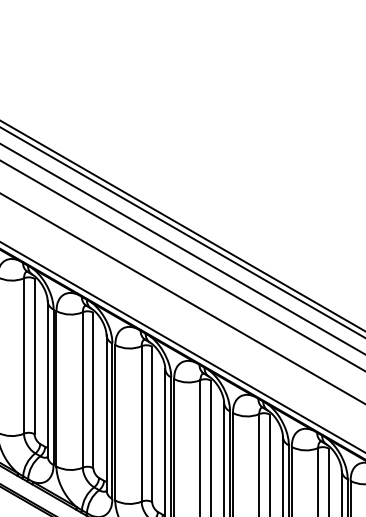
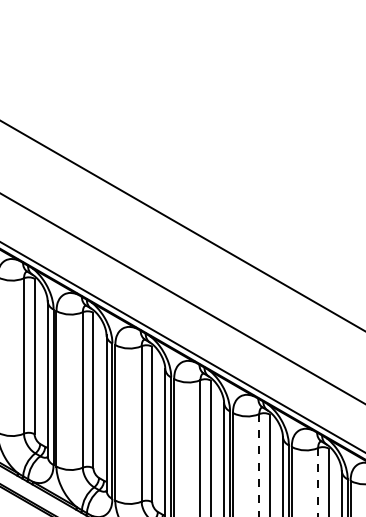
line: present -> none (182, 232)
line: present -> none (182, 248)
line: present -> none (182, 265)
line: solid -> dashed (259, 465)
line: solid -> dashed (318, 482)
